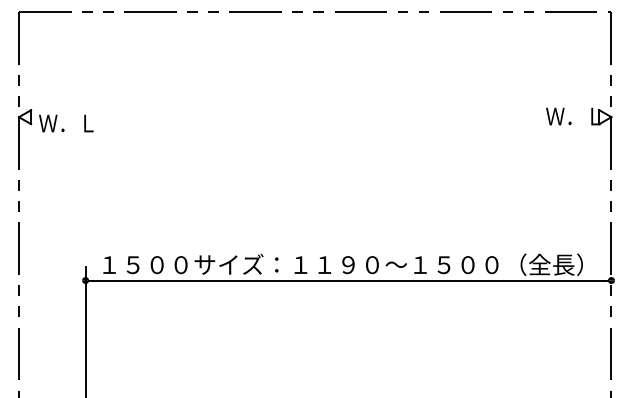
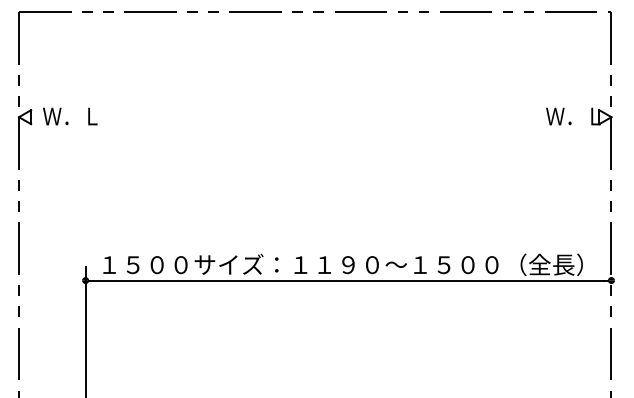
text position: (66, 123) -> (70, 116) (70, 116)
